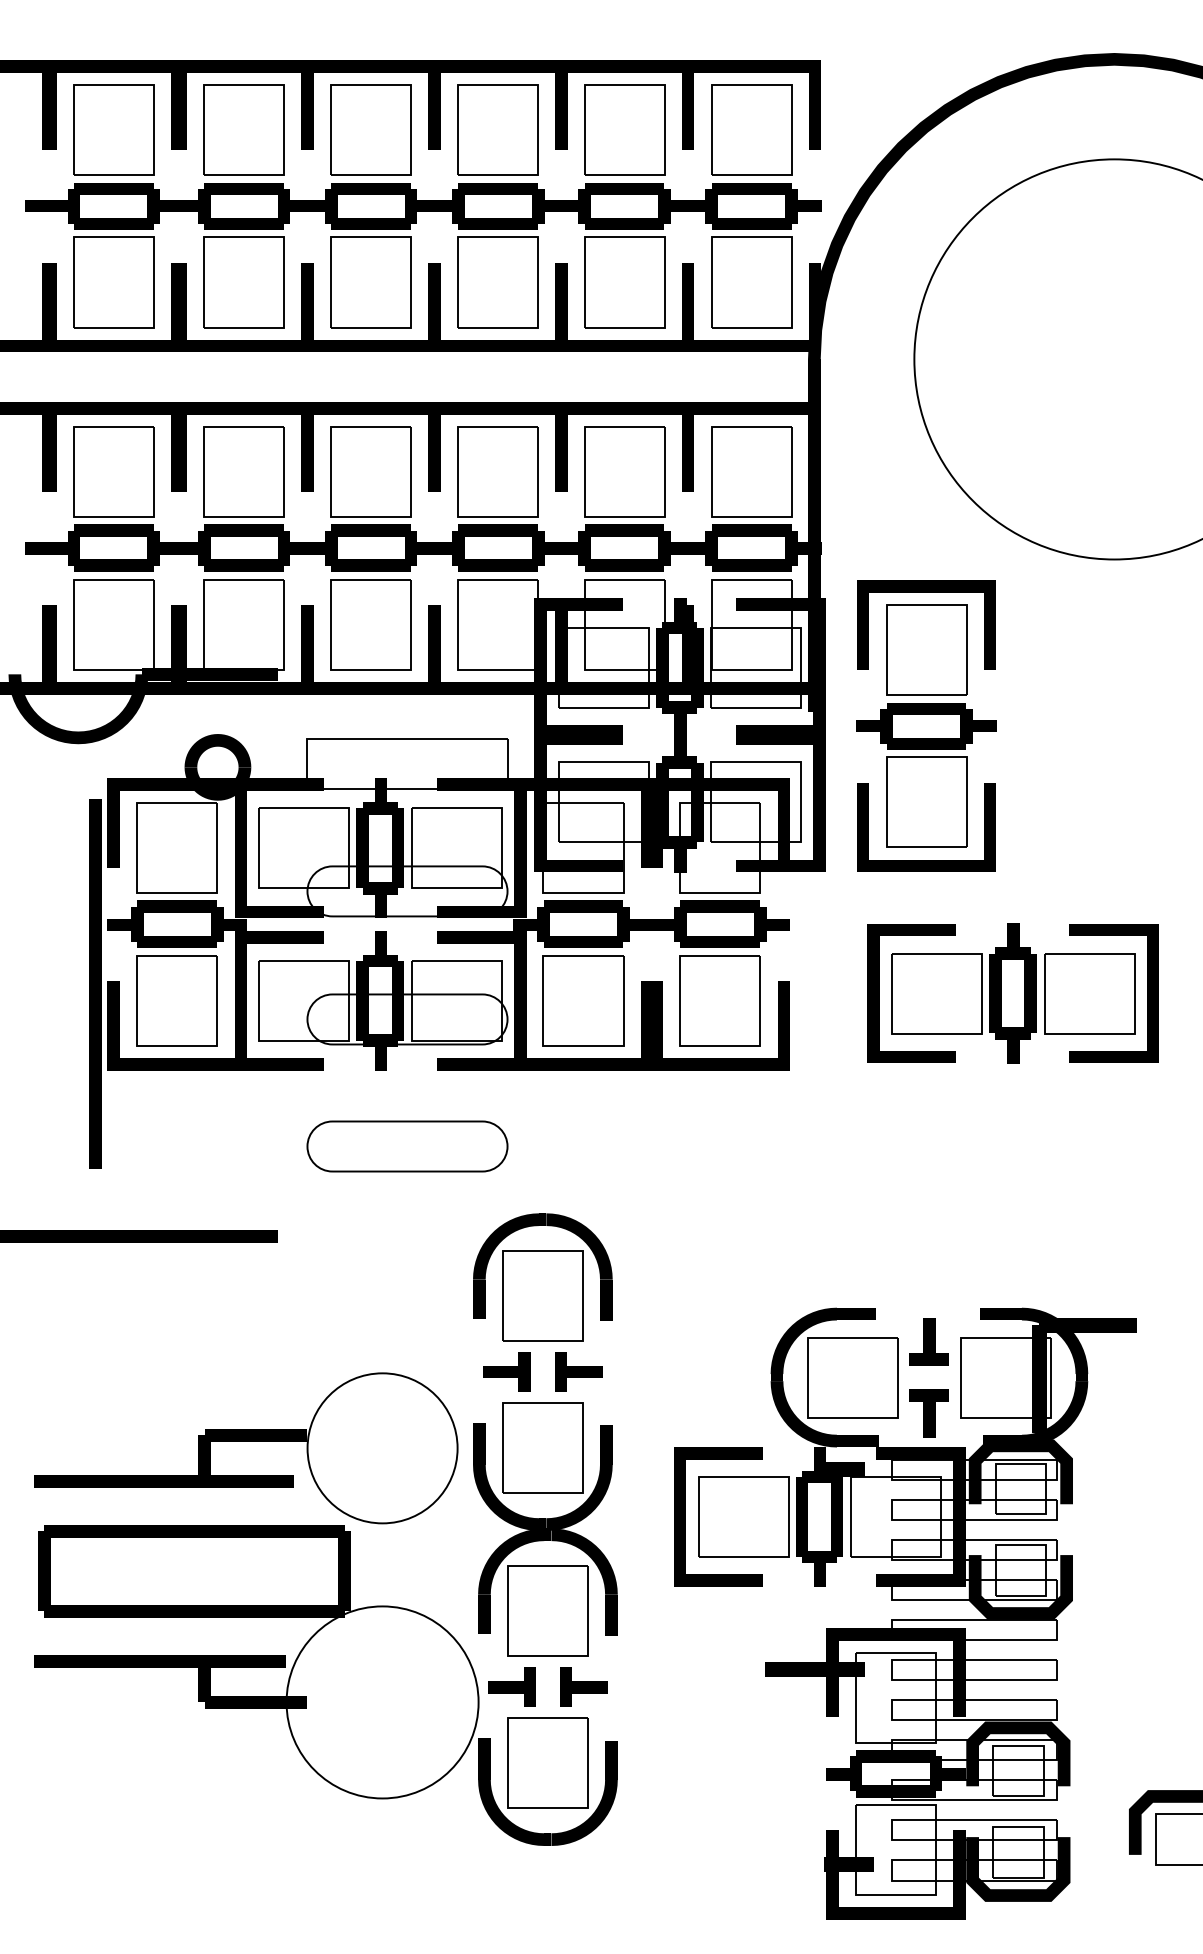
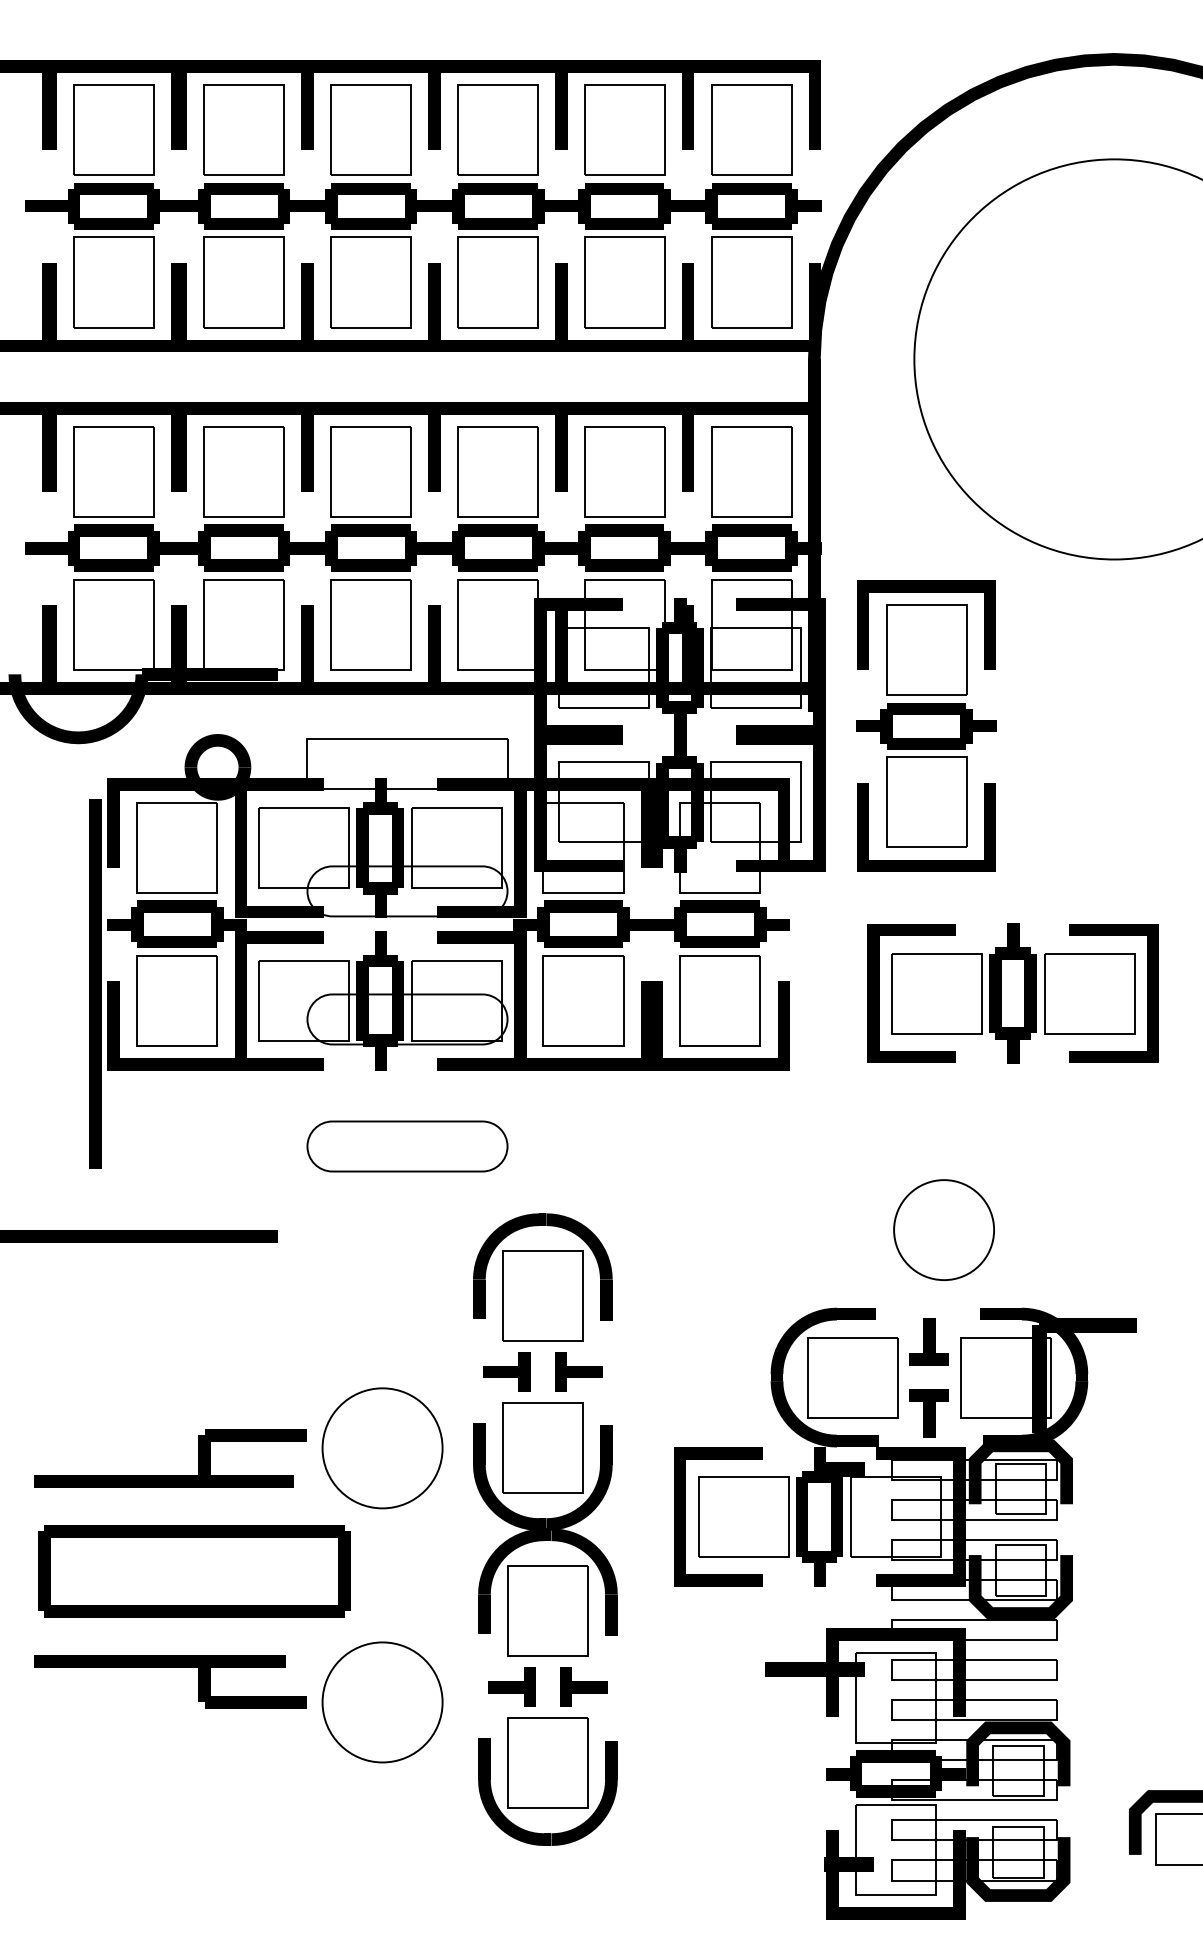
circle: none -> present (943, 1229)
circle diameter: 150 px -> 120 px (382, 1448)
circle diameter: 192 px -> 120 px (382, 1702)
